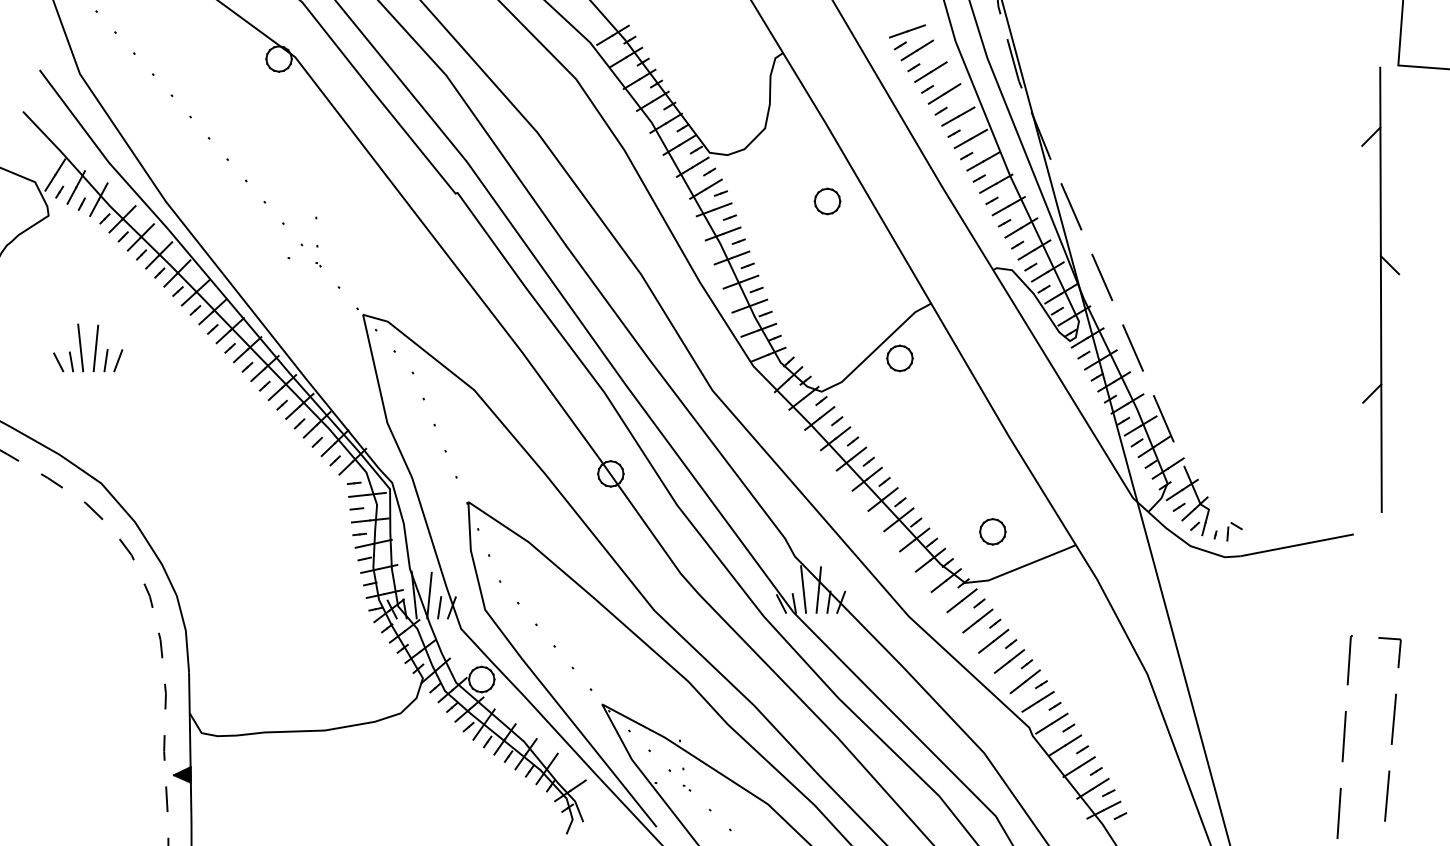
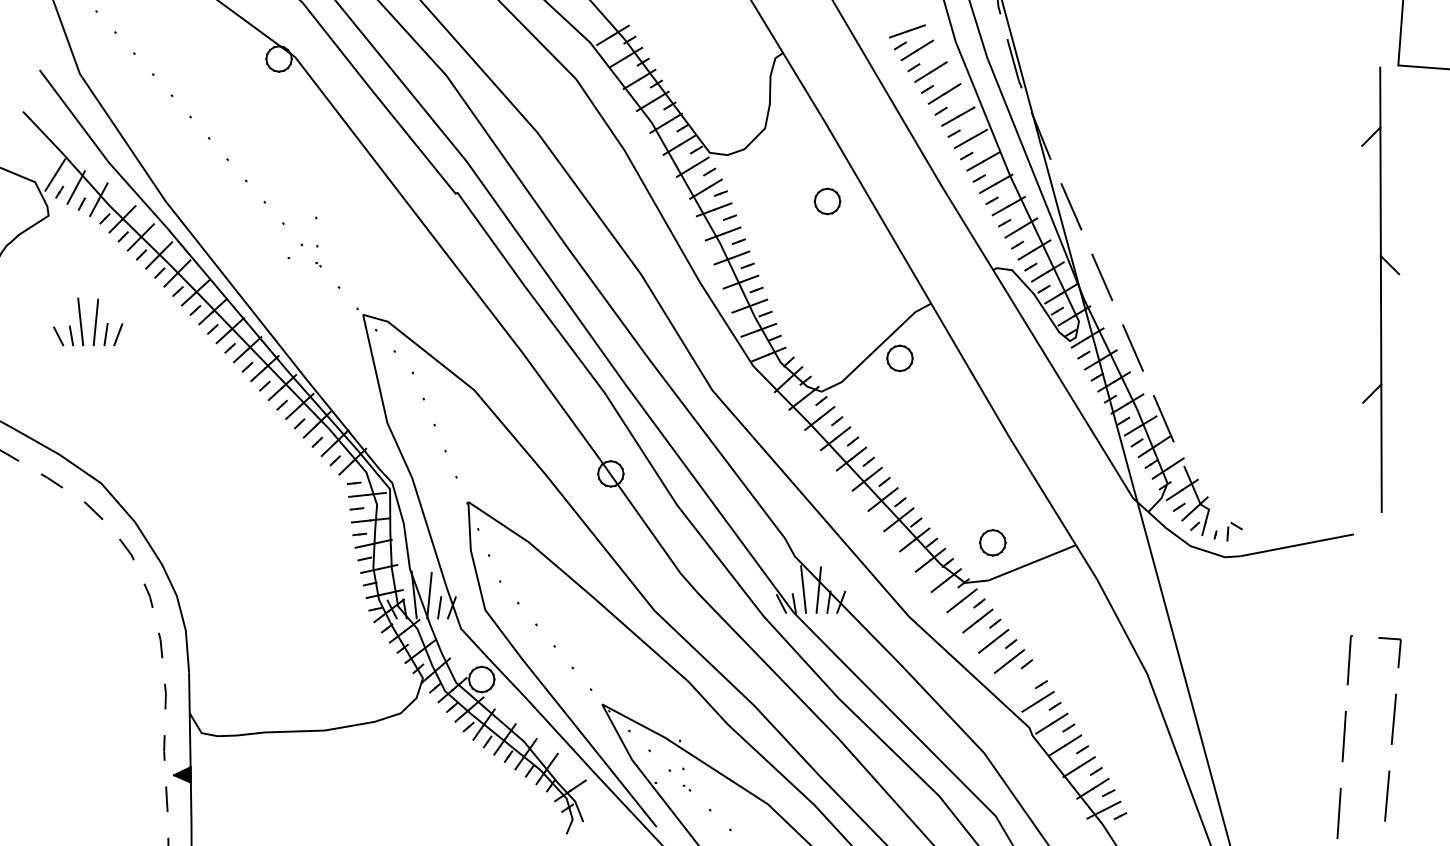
part position: (94, 350) -> (94, 324) (94, 324)
part position: (992, 531) -> (992, 542) (992, 542)
line: present -> none (1024, 681)
